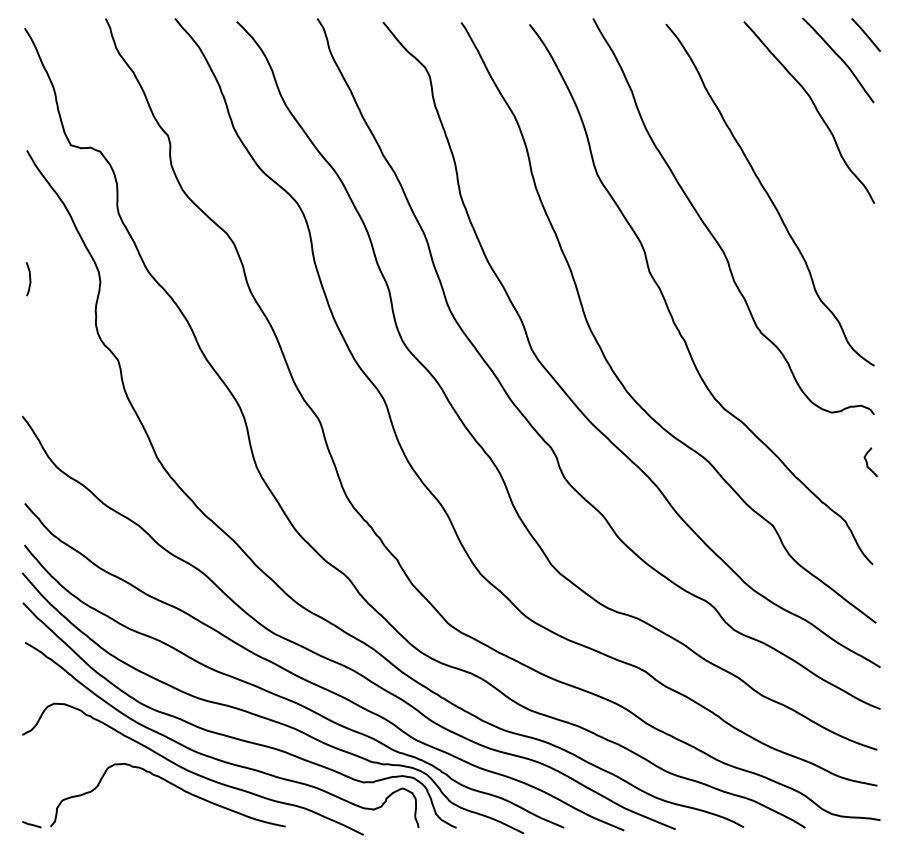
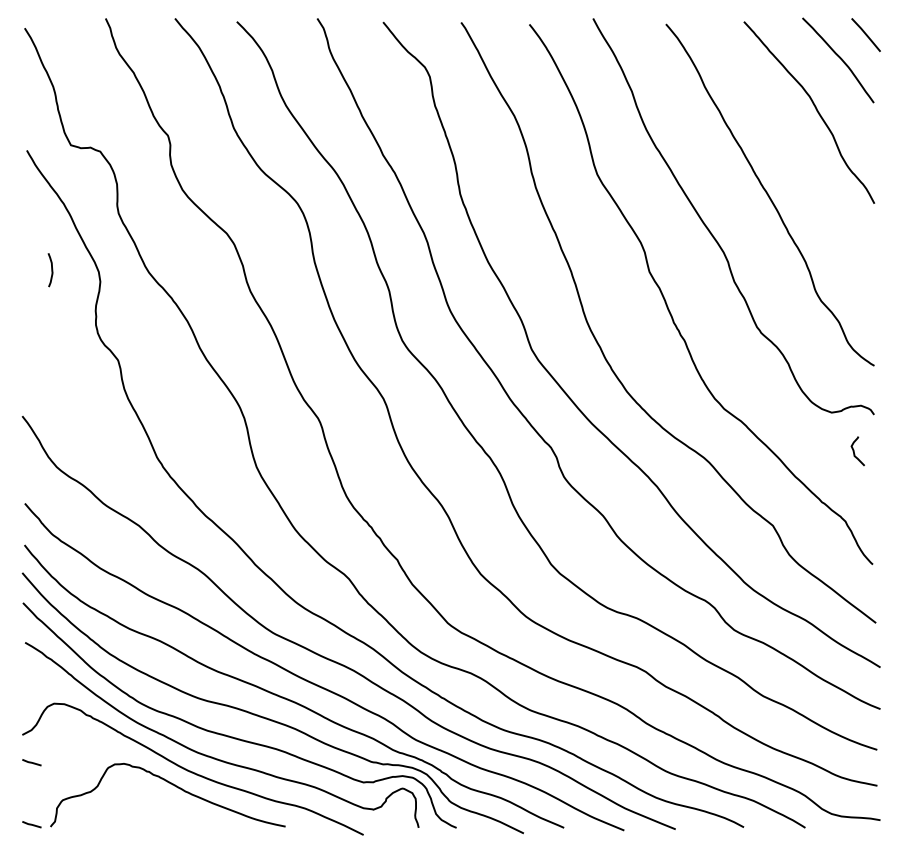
curve position: (29, 279) -> (51, 270) (51, 270)
curve position: (867, 462) -> (854, 451) (854, 451)
line: none -> present (31, 762)
